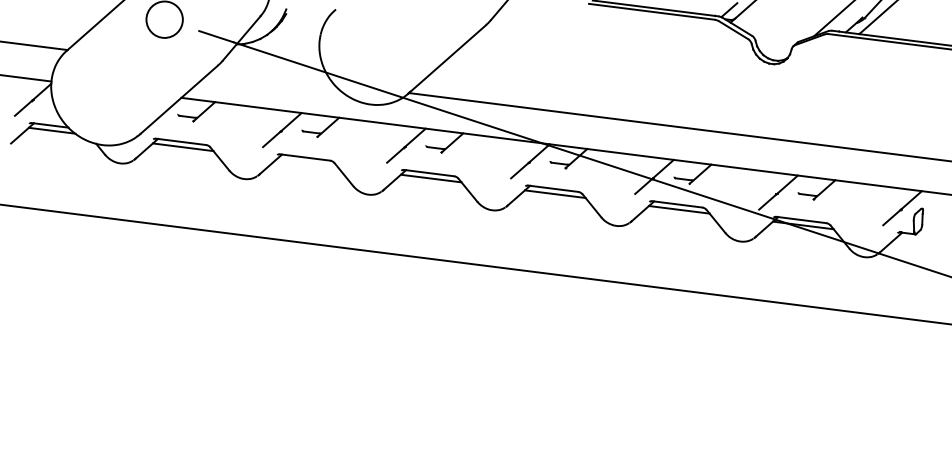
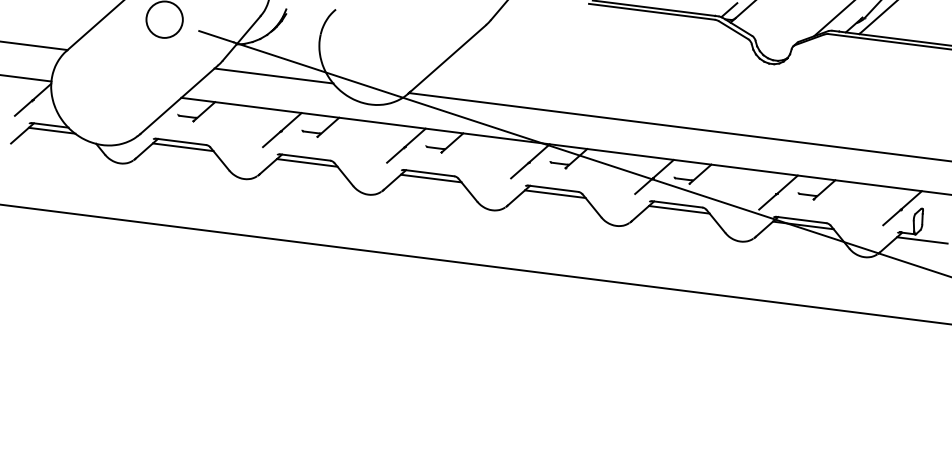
line: none -> present (273, 75)
line: none -> present (306, 162)
line: none -> present (922, 240)
